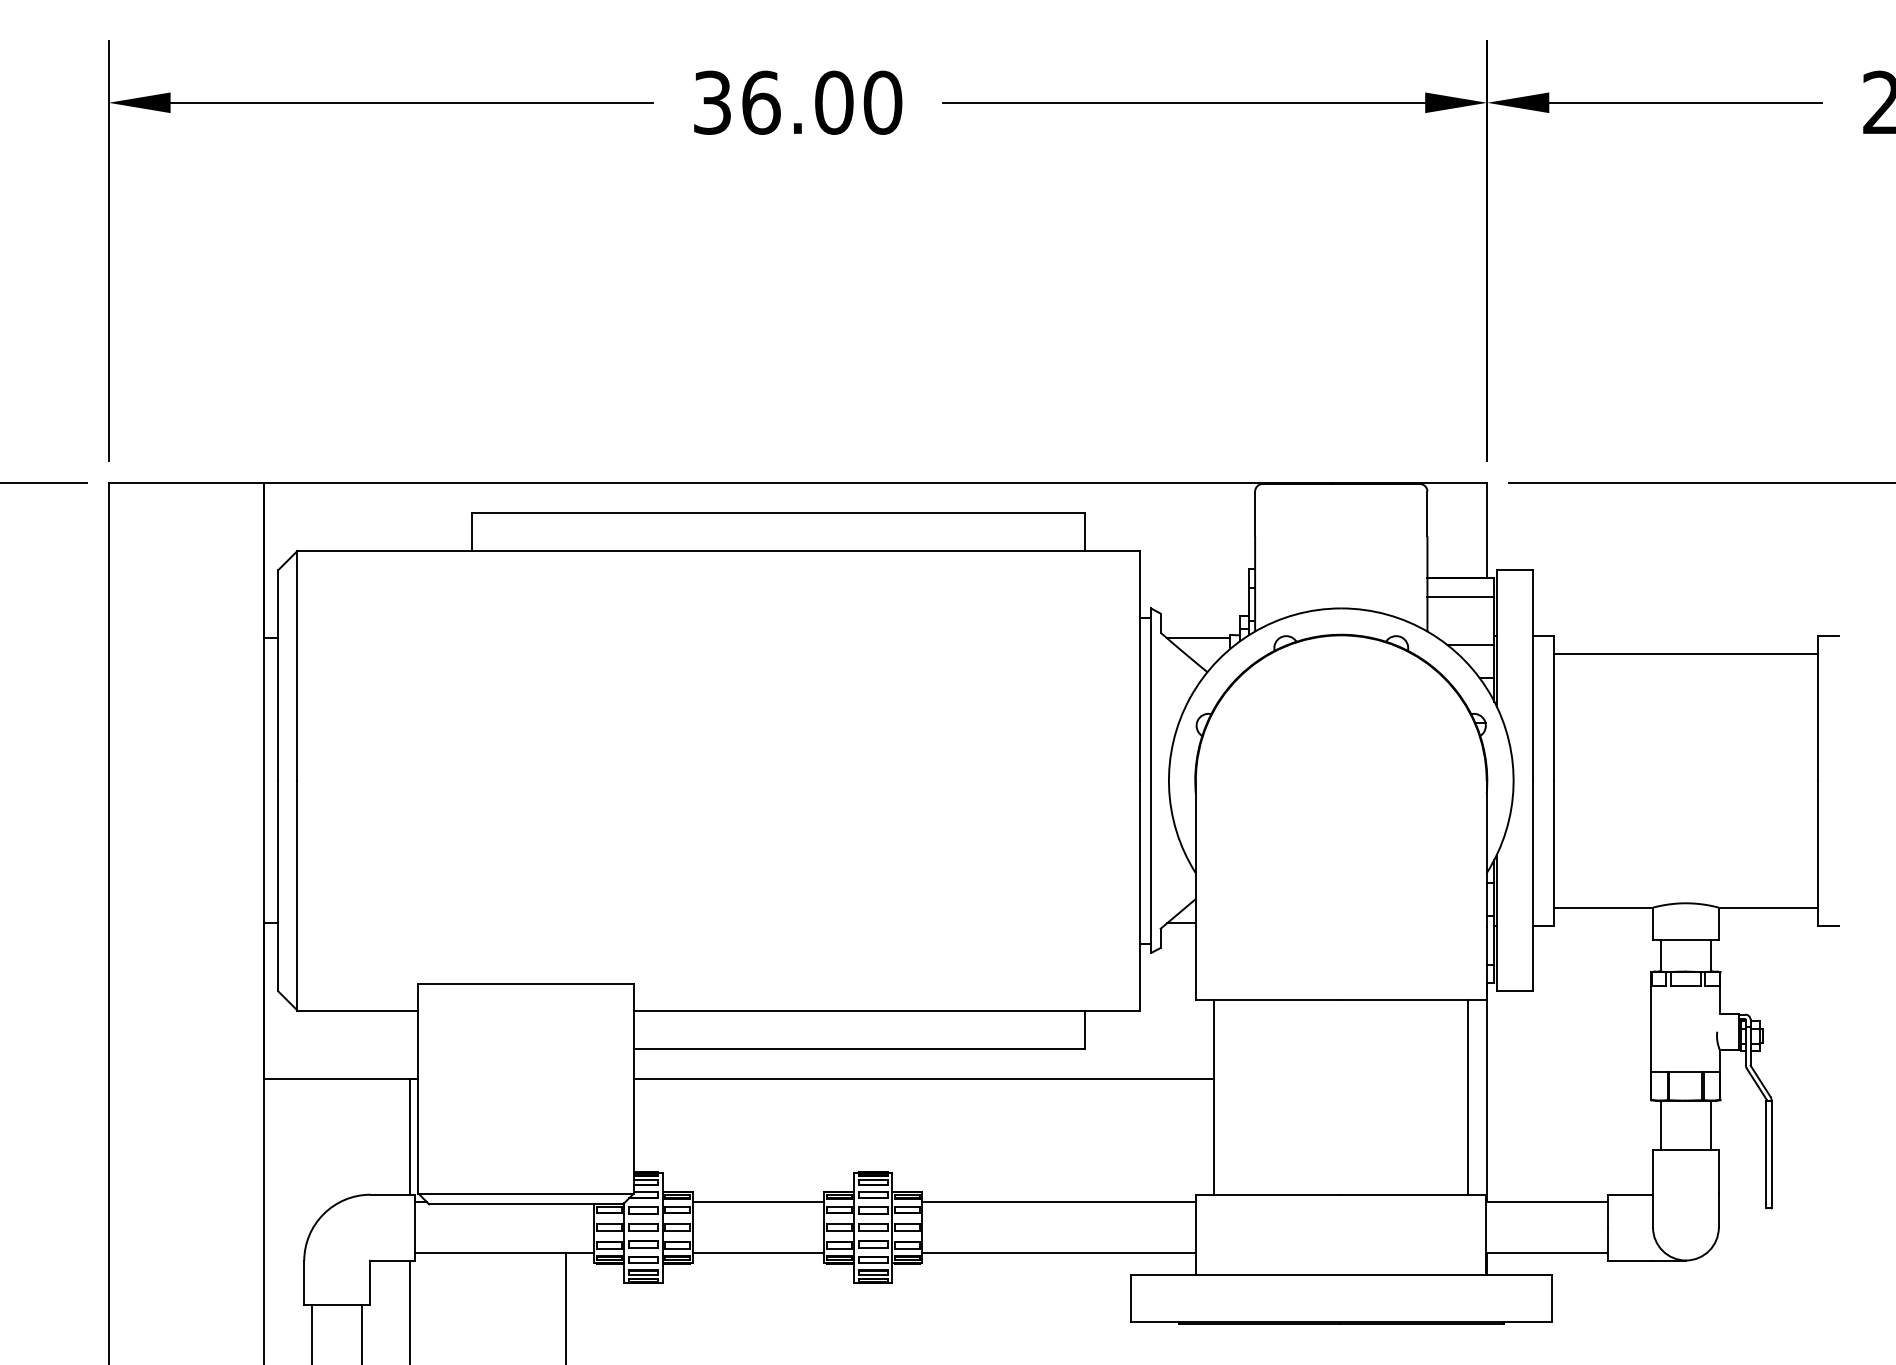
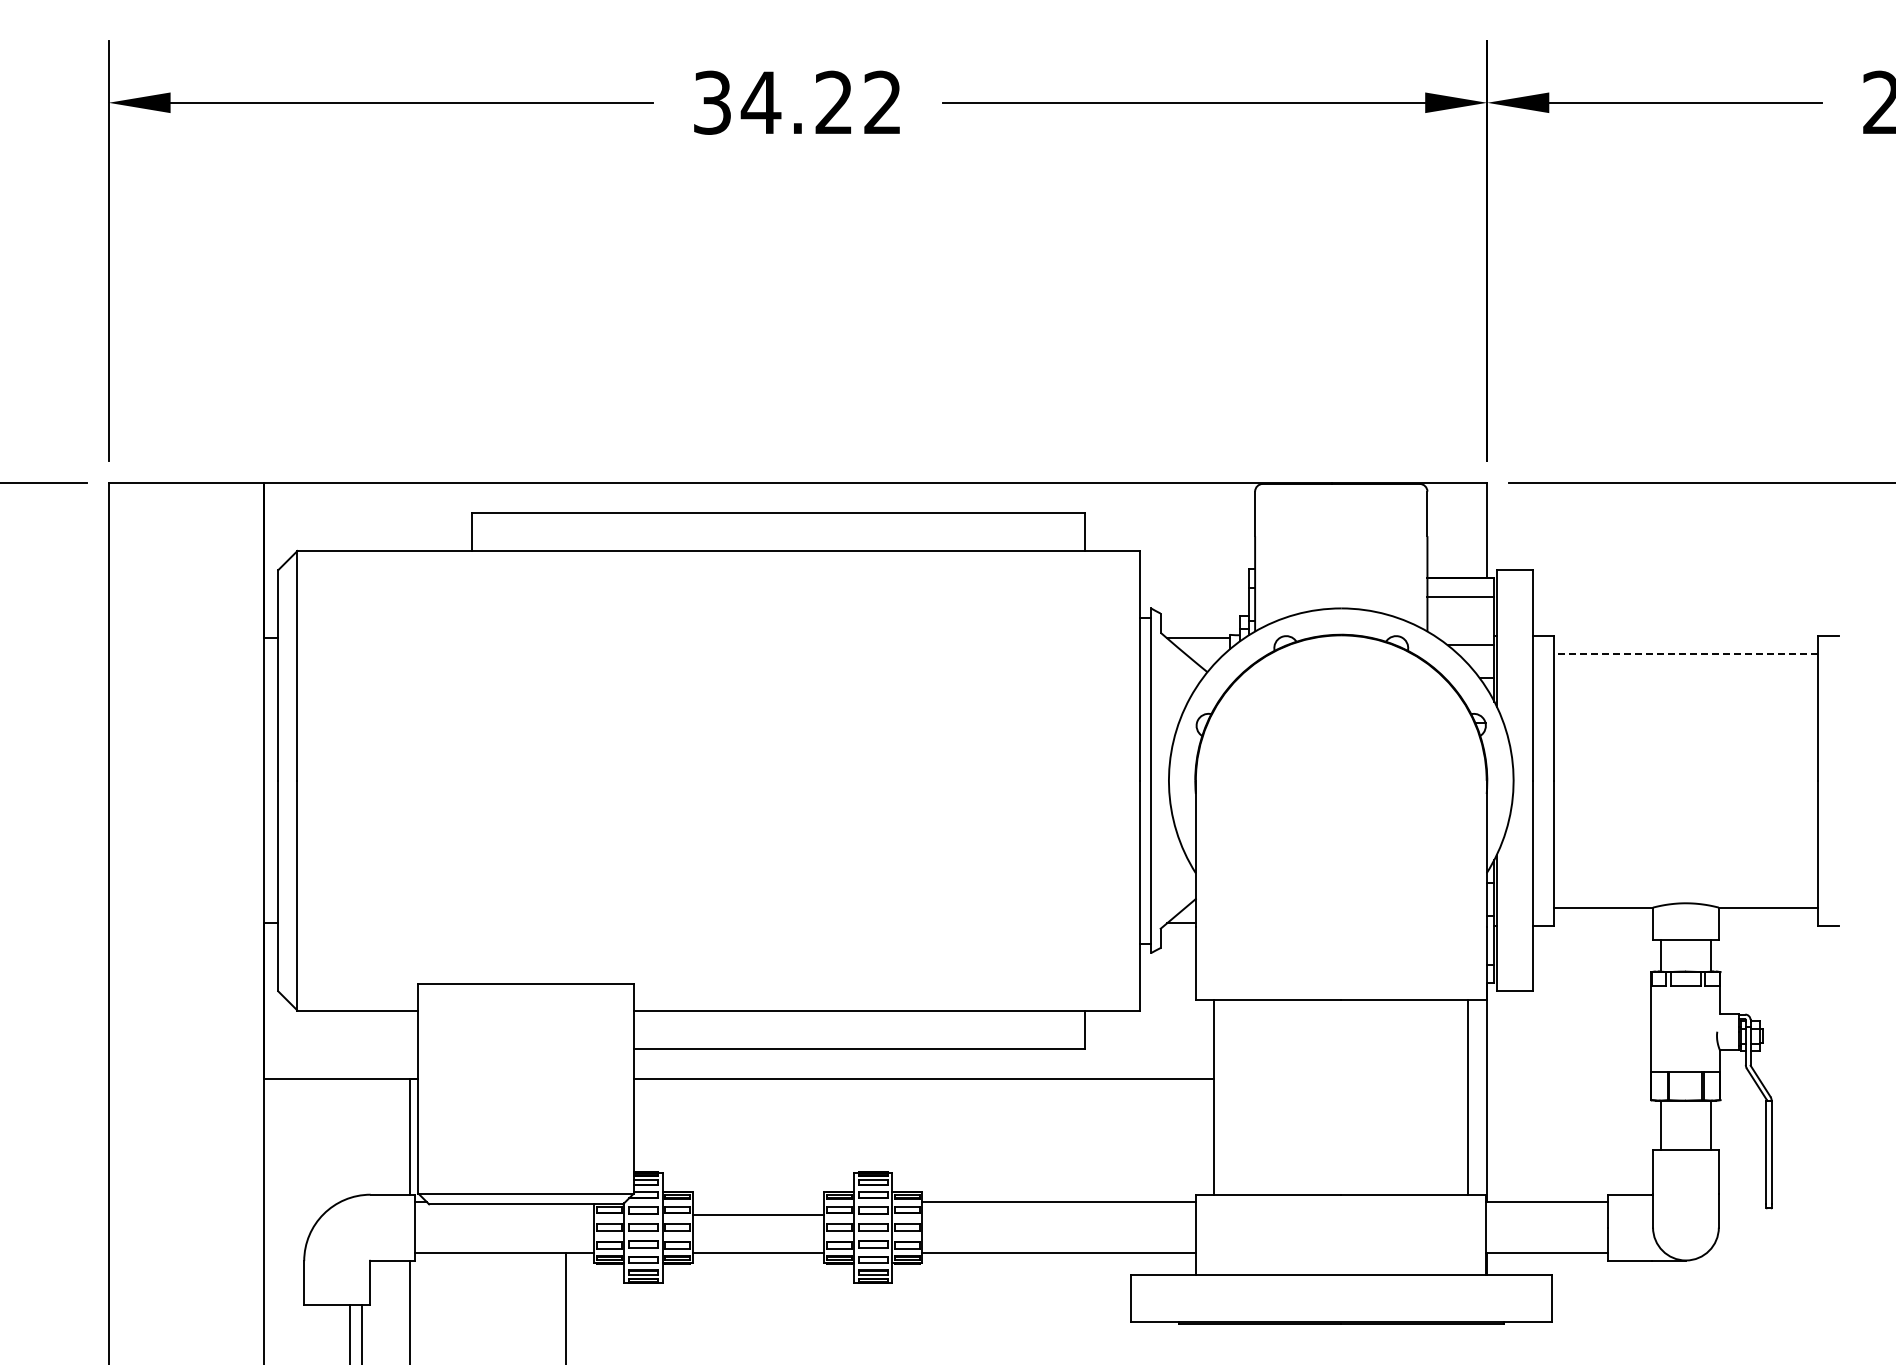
text: 36.00 -> 34.22 (821, 102)
line: solid -> dashed (1685, 653)
line position: (758, 1202) -> (758, 1215) (758, 1215)
line position: (311, 1333) -> (349, 1333) (349, 1333)
